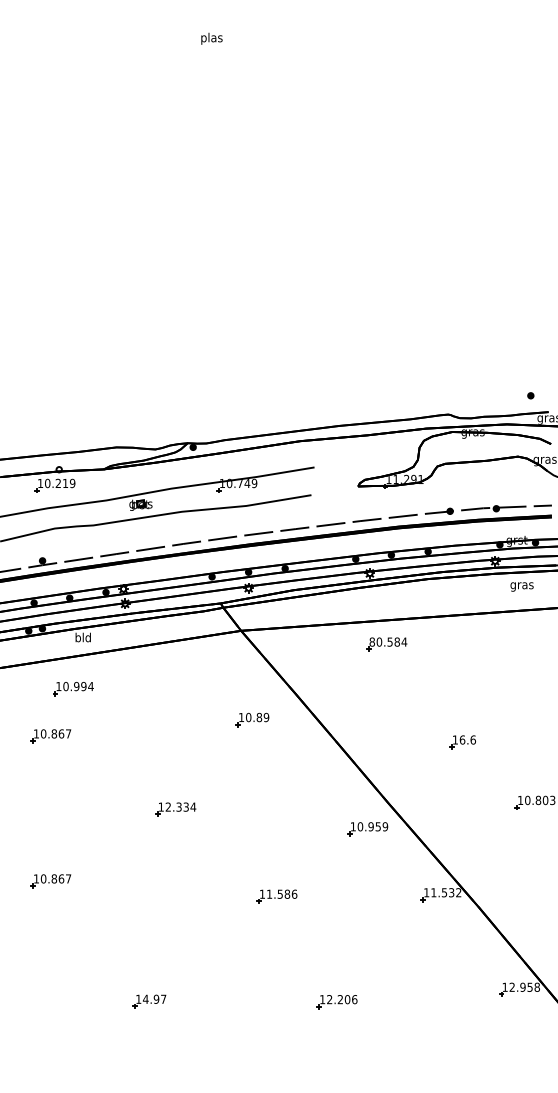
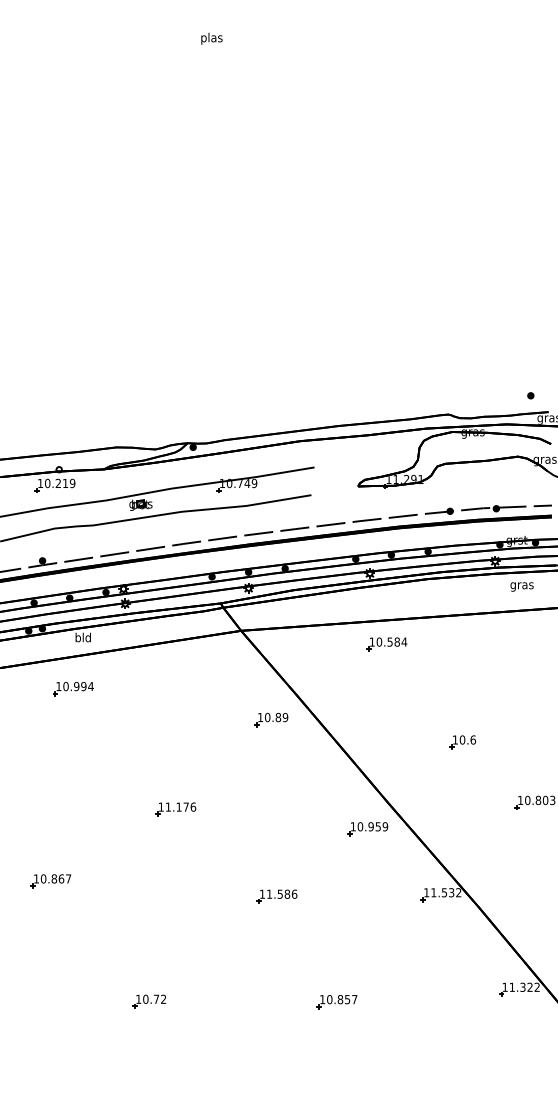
text: 80.584 -> 10.584 (371, 641)
part position: (252, 719) -> (271, 719) (271, 719)
part: present -> none (50, 736)
text: 16.6 -> 10.6 (462, 739)
text: 12.334 -> 11.176 (180, 806)
text: 12.958 -> 11.322 (524, 986)
text: 14.97 -> 10.72 (154, 998)
text: 12.206 -> 10.857 (342, 999)
